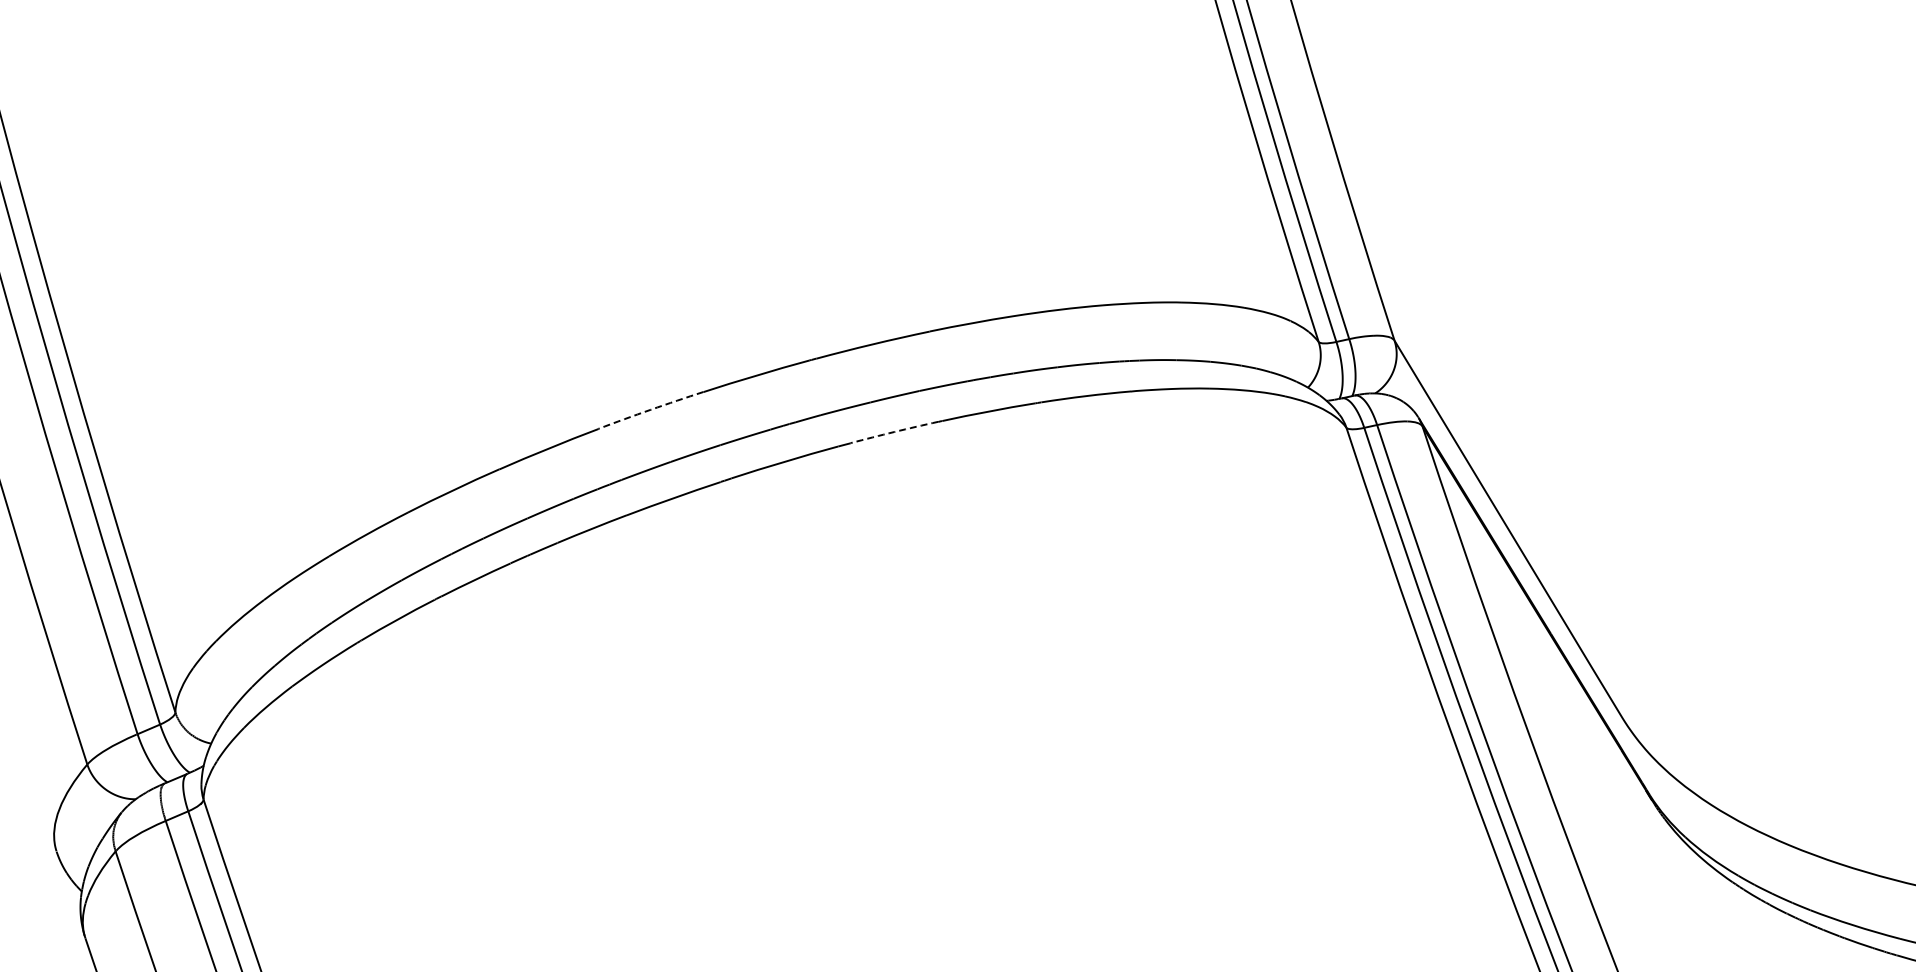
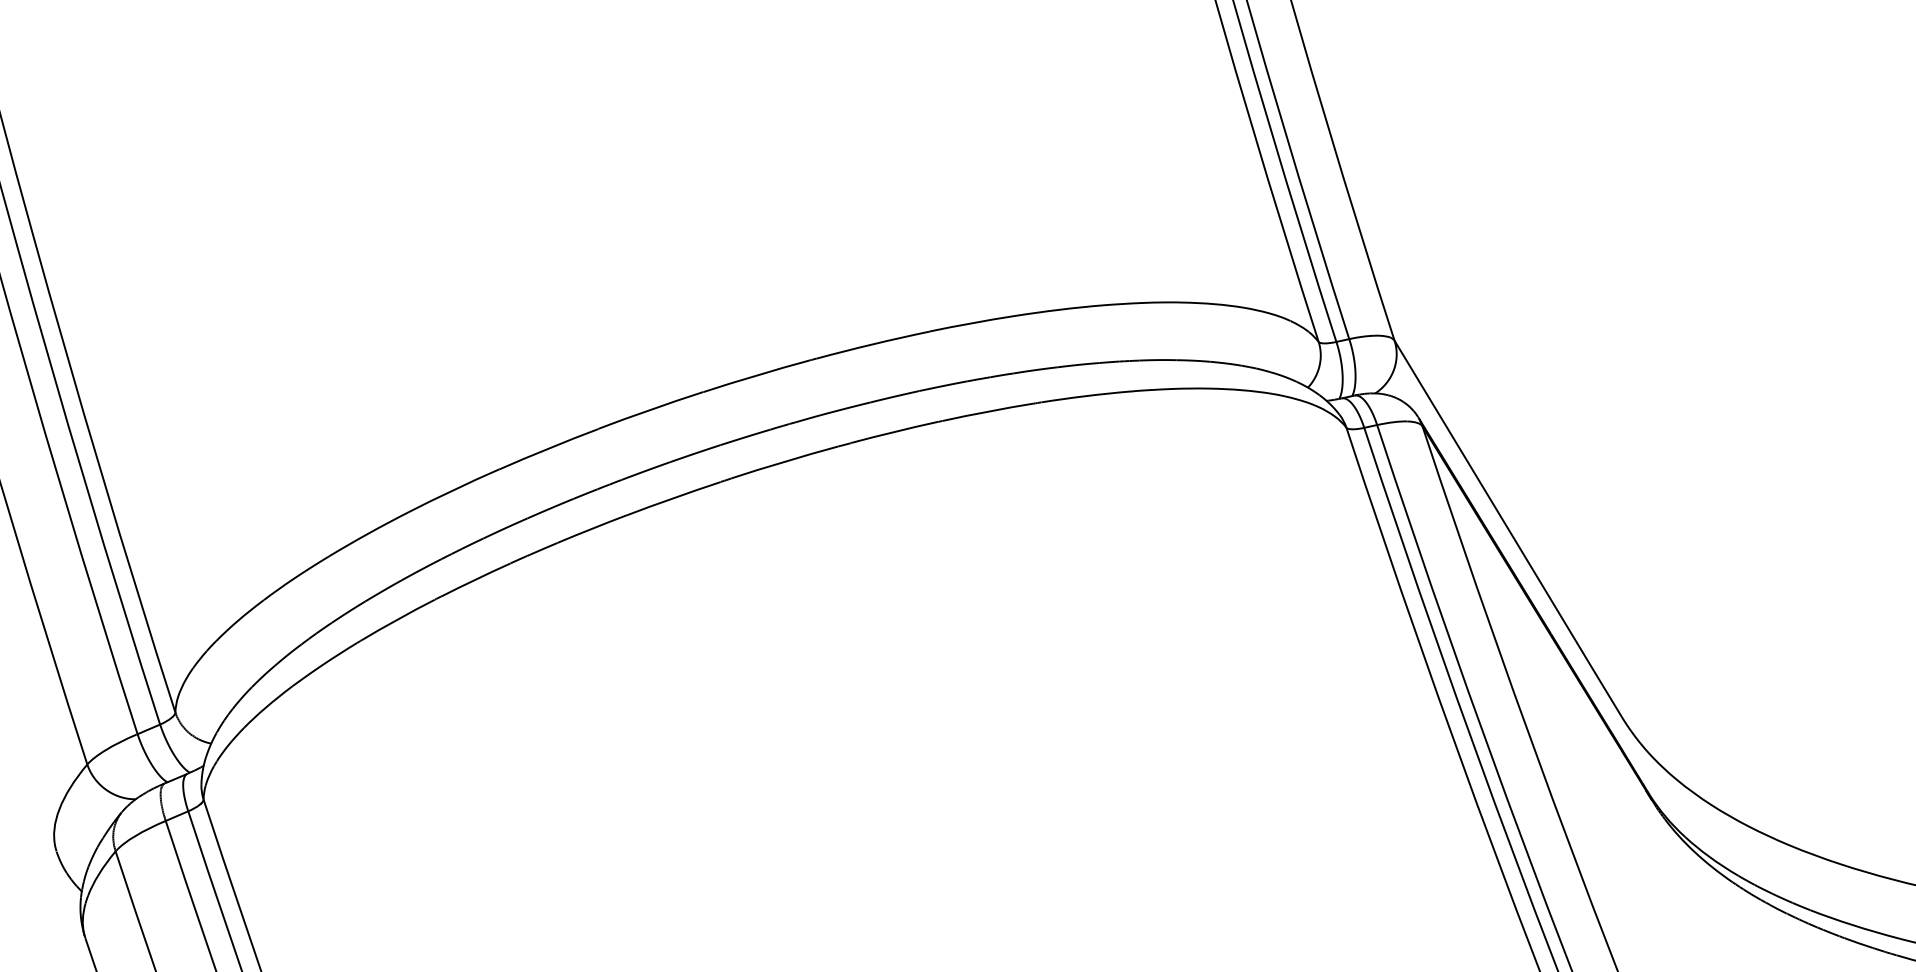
arc: dashed -> solid (650, 409)
arc: dashed -> solid (894, 431)
